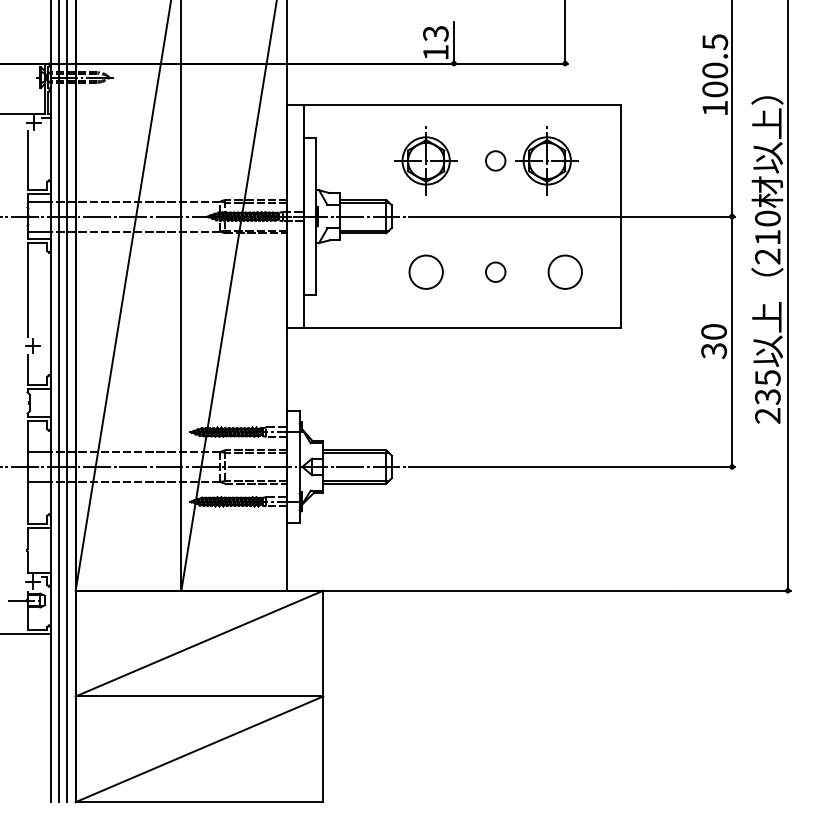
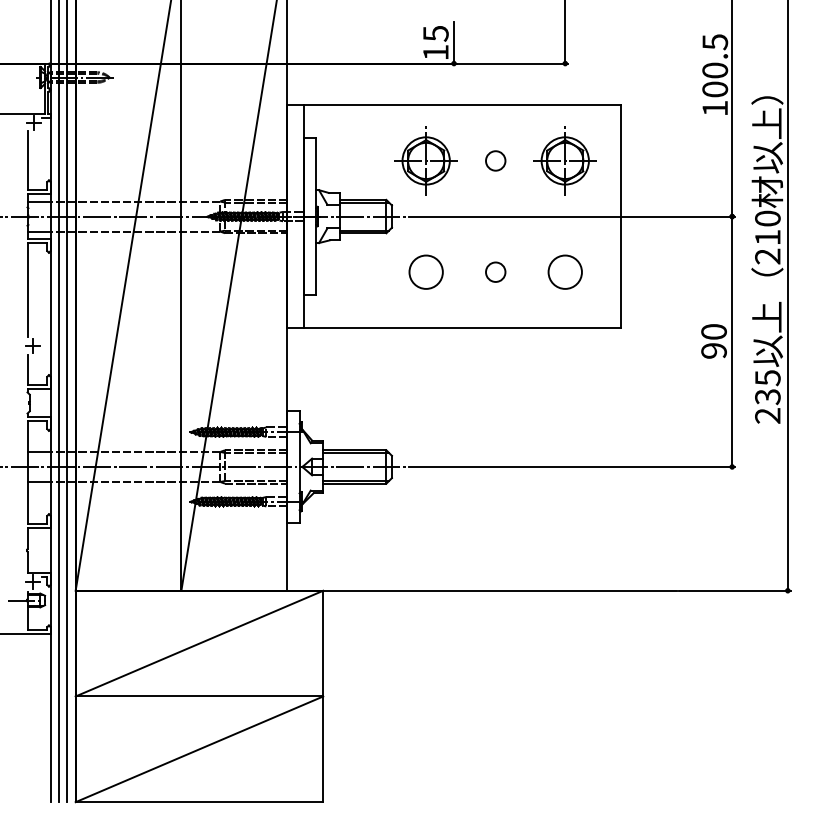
text: 13 -> 15 (435, 33)
part position: (546, 160) -> (564, 160) (564, 160)
text: 30 -> 90 (713, 351)
